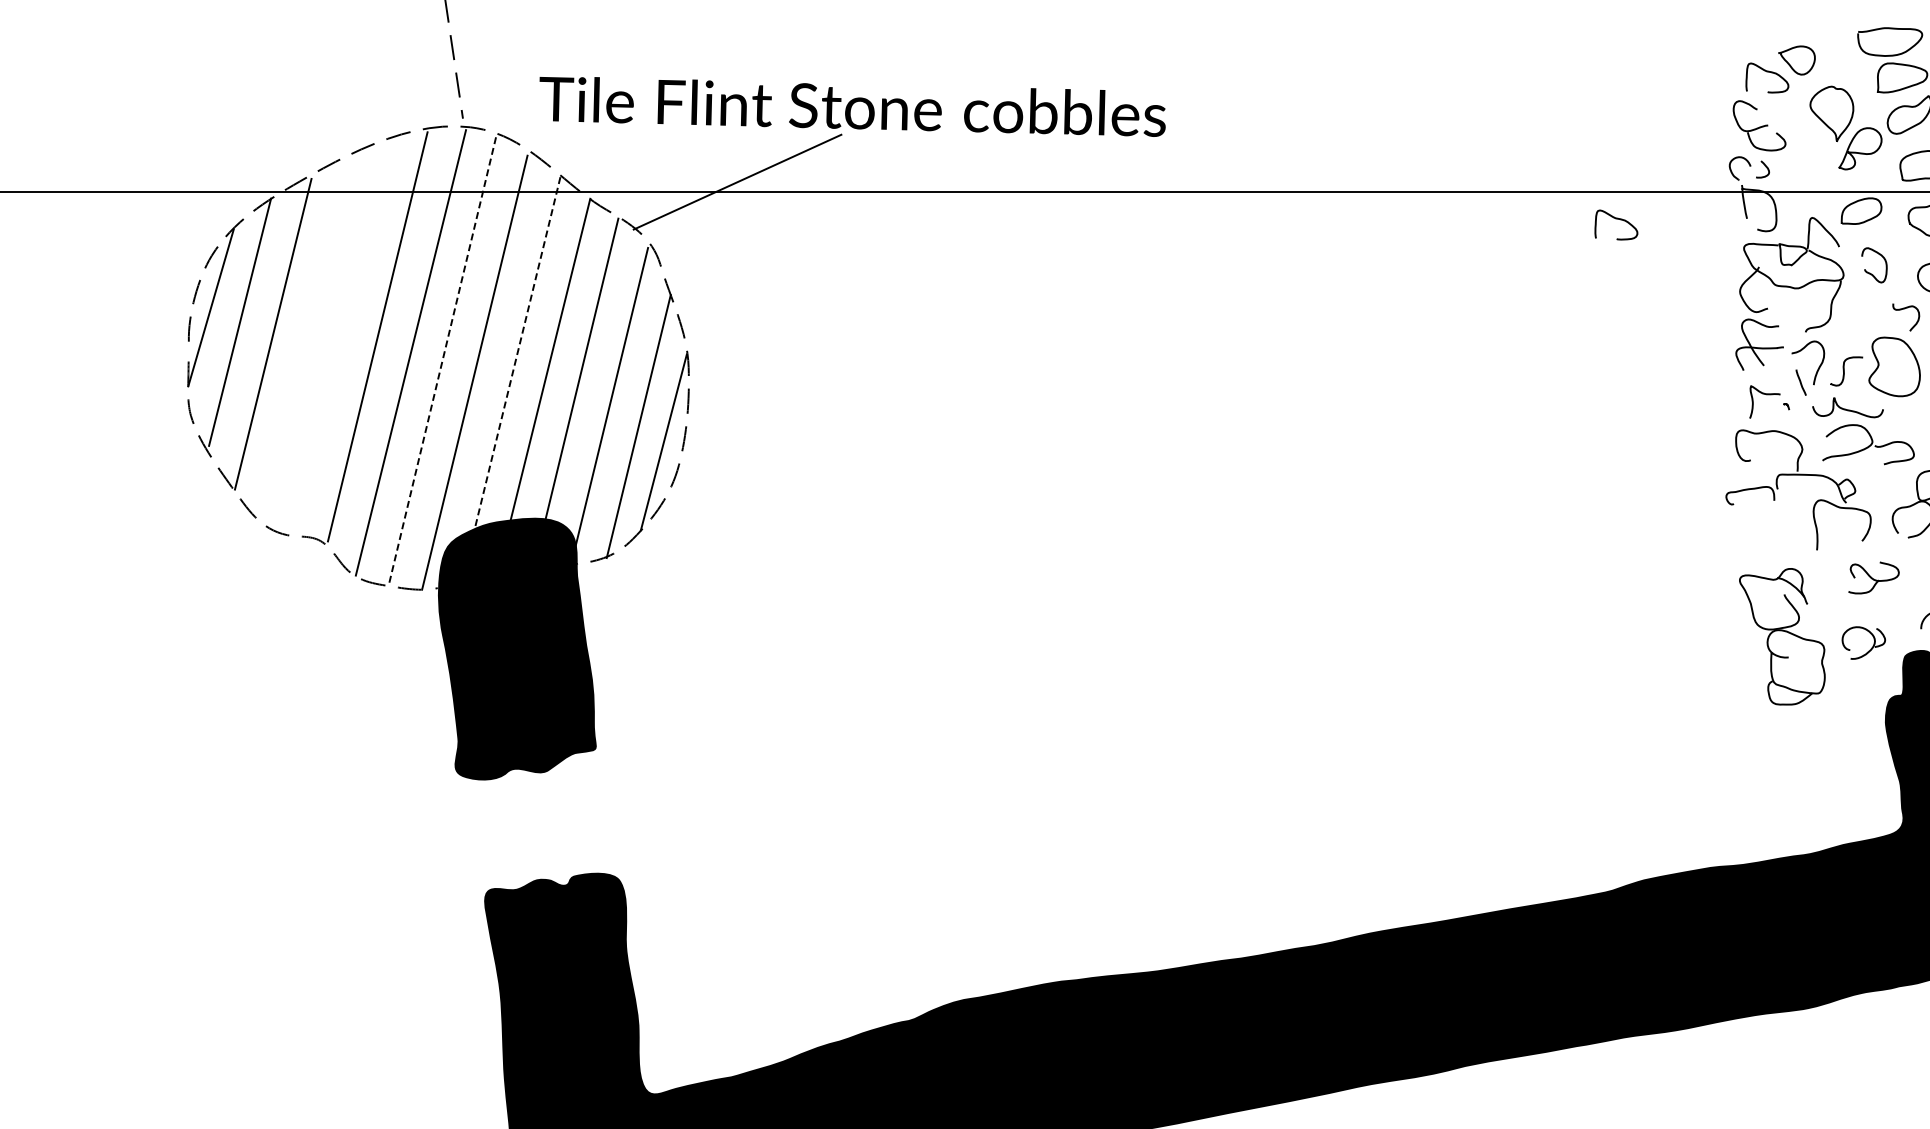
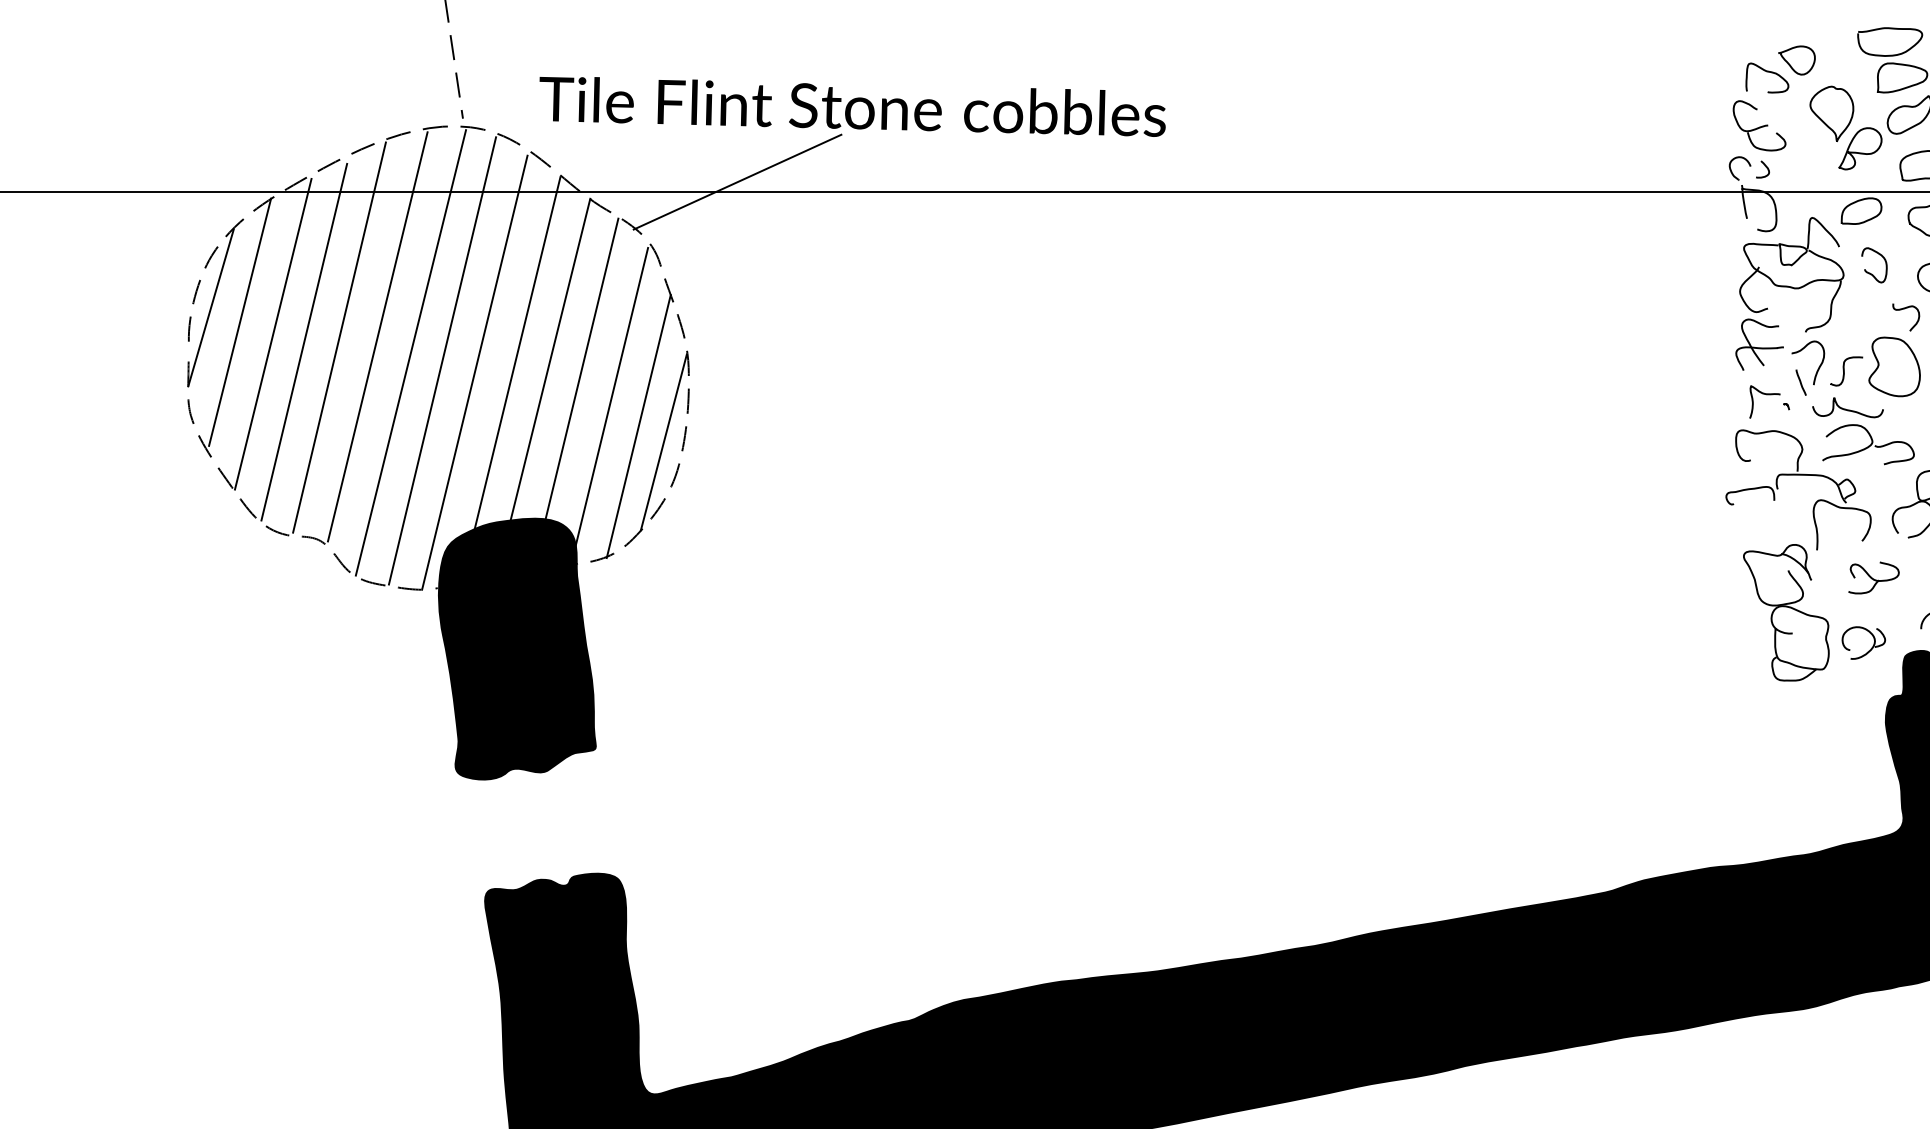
curve: present -> none (1616, 219)
line: none -> present (339, 337)
line: none -> present (304, 341)
line: dashed -> solid (442, 360)
line: dashed -> solid (513, 371)
part position: (1782, 636) -> (1786, 612) (1786, 612)
